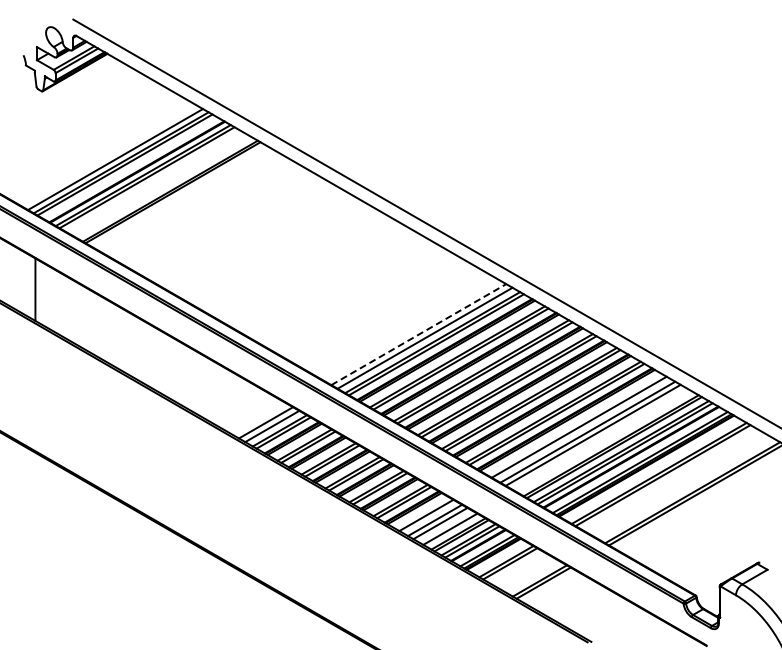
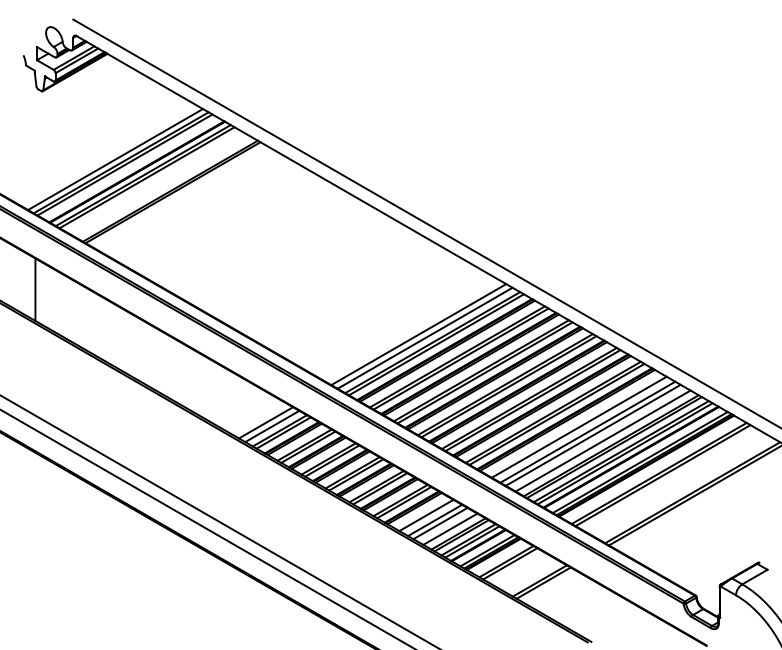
line: dashed -> solid (418, 334)
line: none -> present (602, 440)
line: none -> present (218, 521)
line: none -> present (206, 528)
